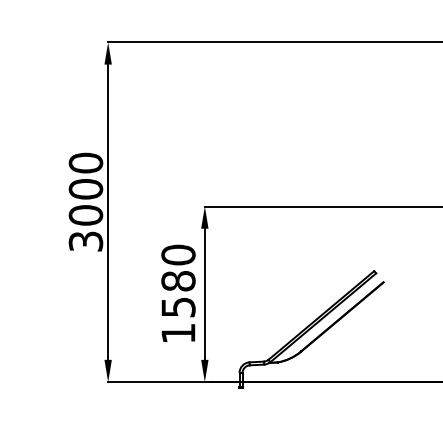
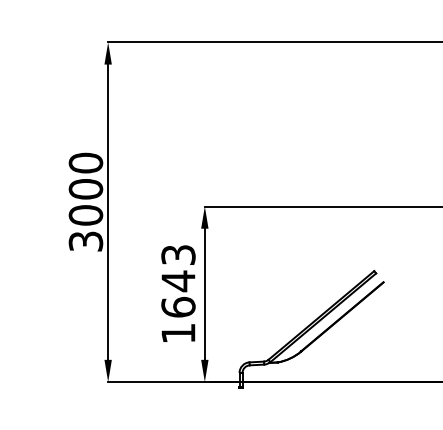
text: 1580 -> 1643 (178, 280)
